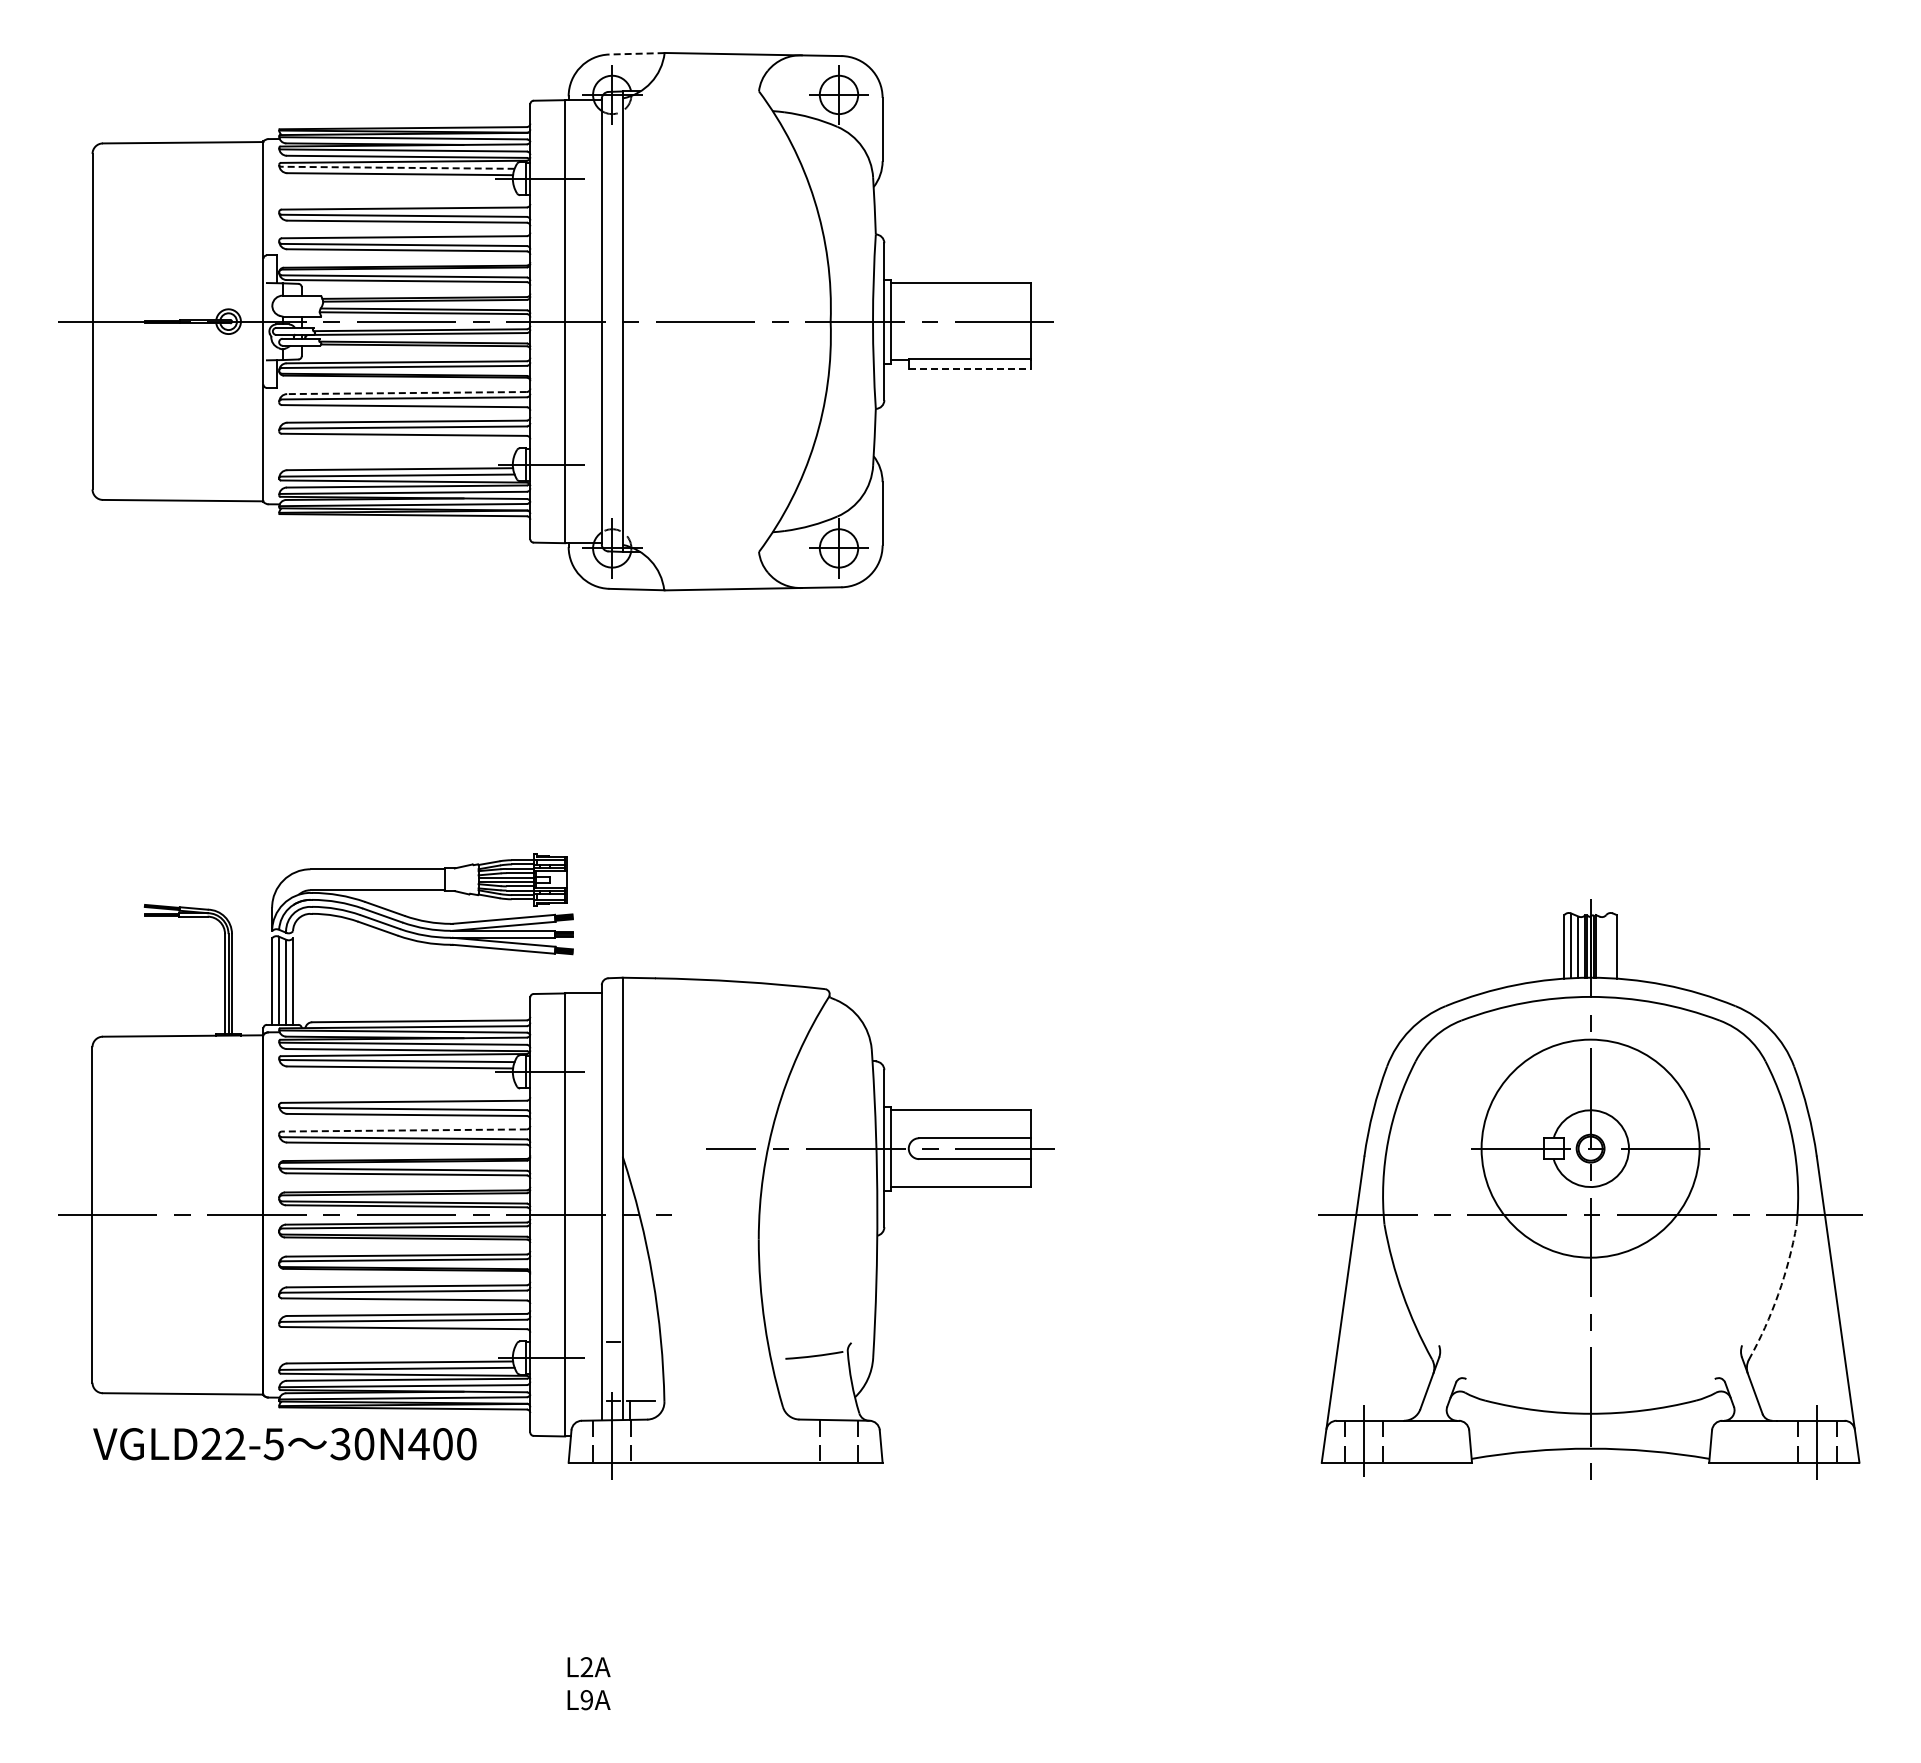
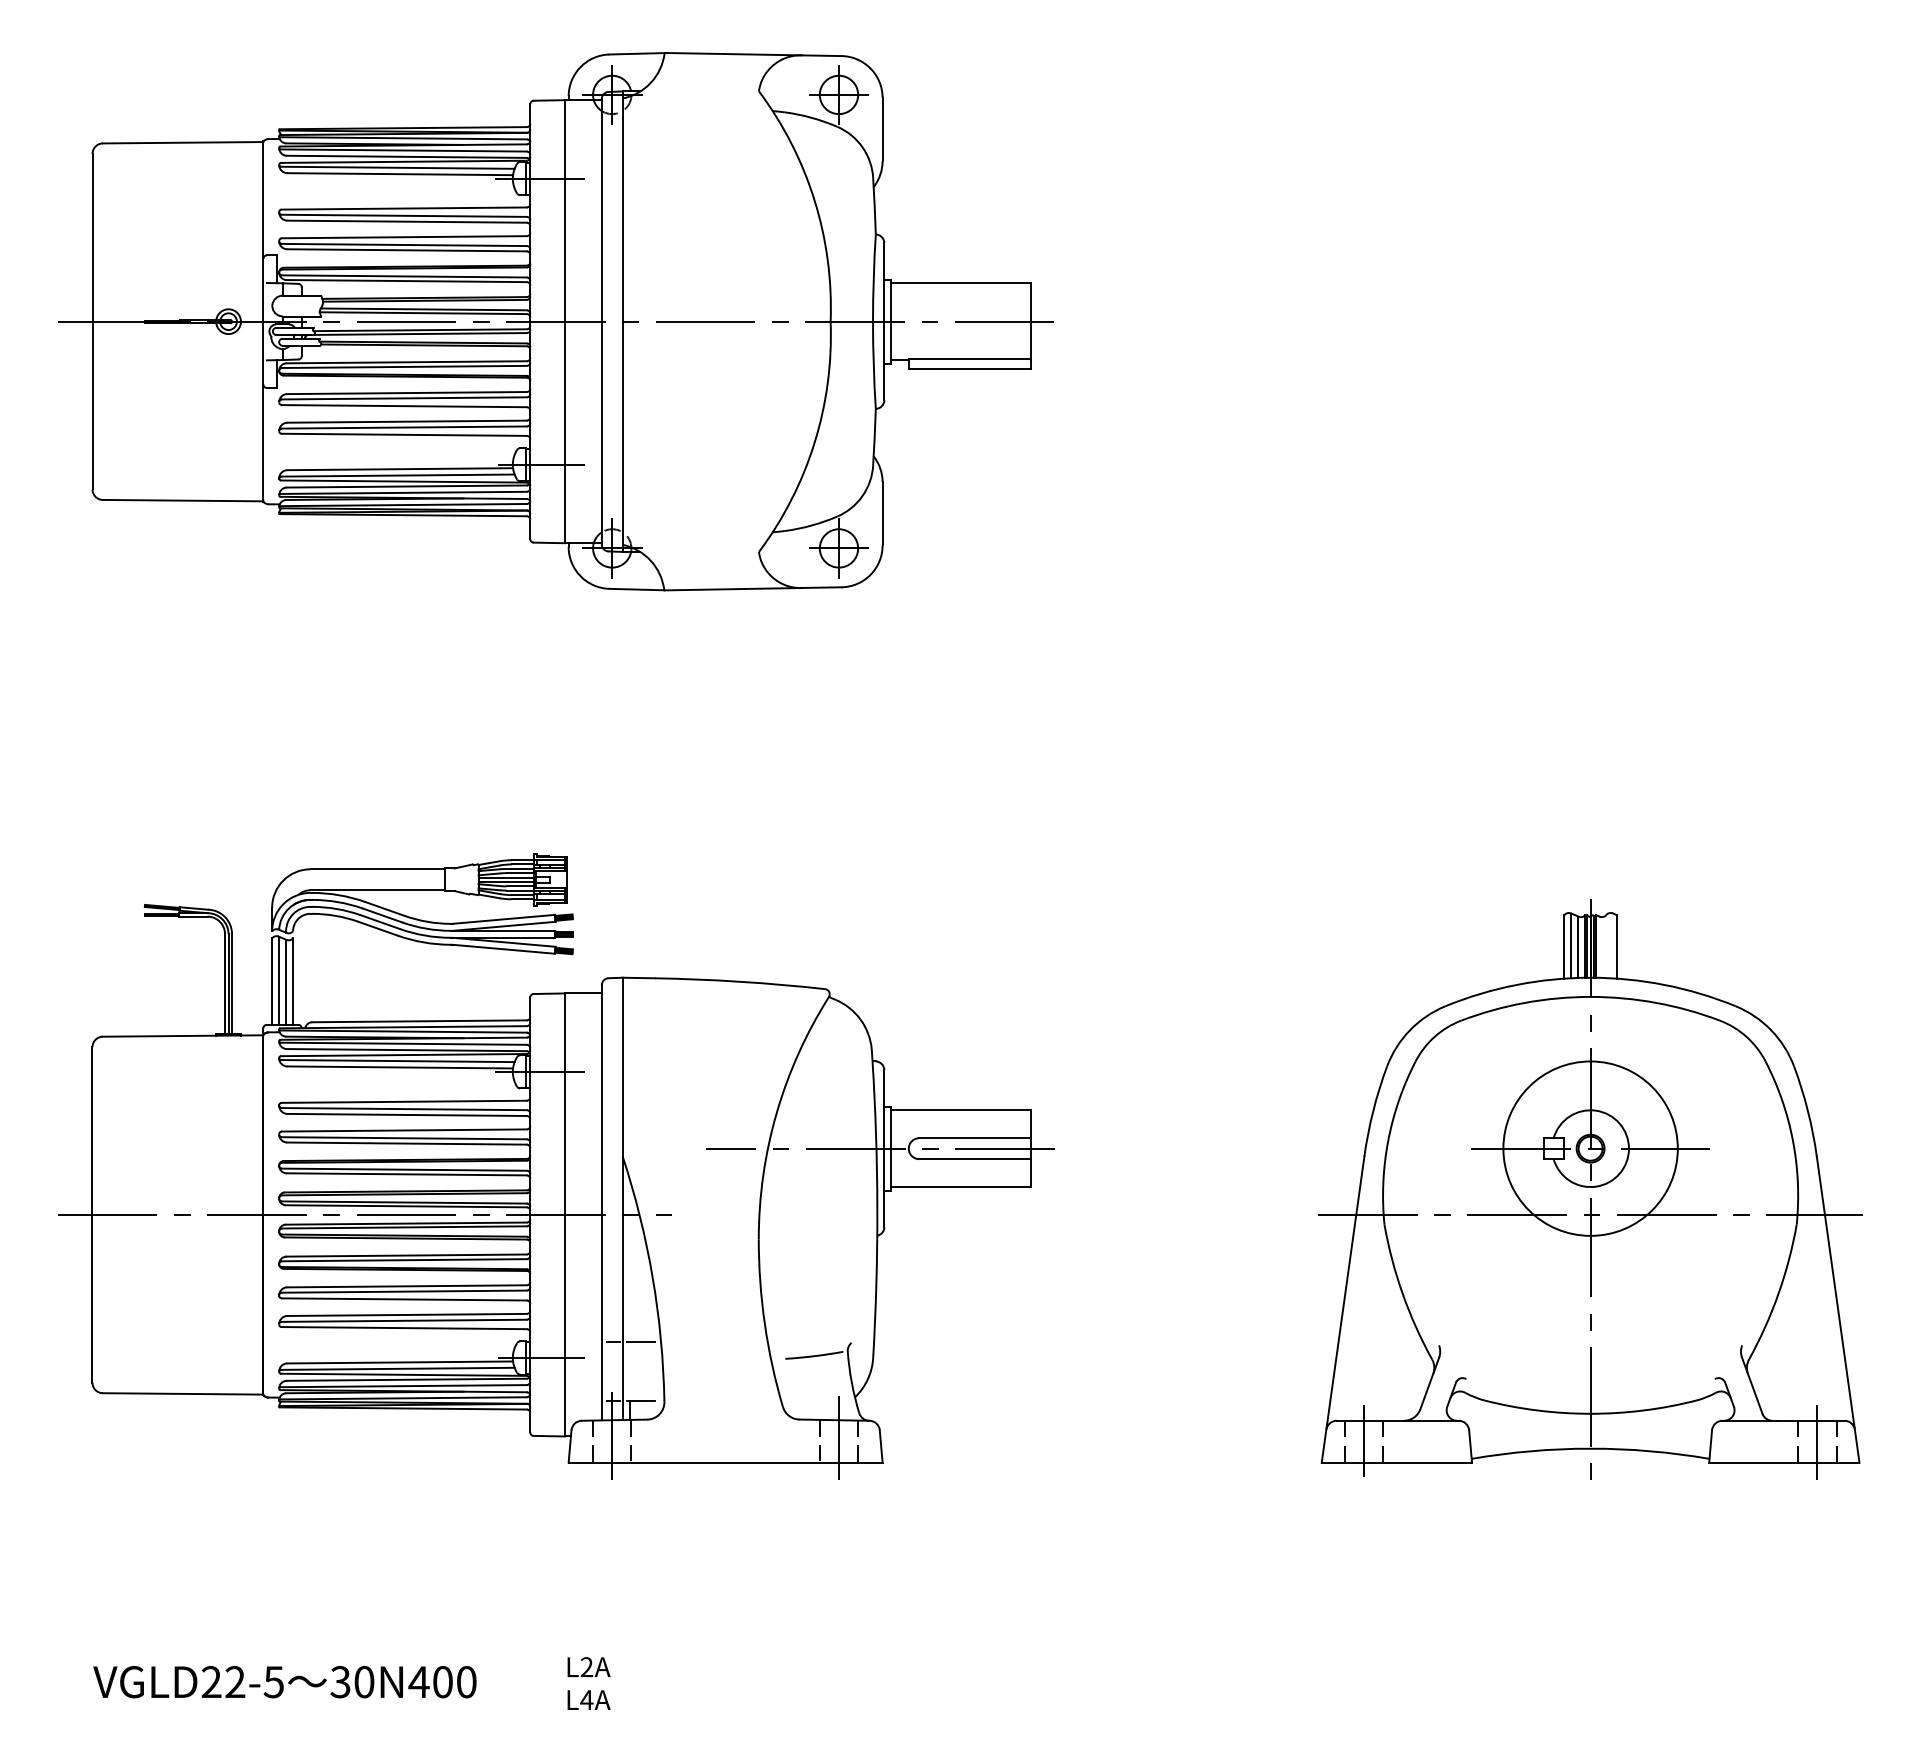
line: dashed -> solid (637, 53)
line: dashed -> solid (397, 167)
line: dashed -> solid (970, 368)
line: dashed -> solid (407, 393)
line: dashed -> solid (403, 1130)
circle diameter: 218 px -> 174 px (1590, 1148)
arc: dashed -> solid (1778, 1294)
line: none -> present (640, 1342)
line: none -> present (839, 1437)
text position: (284, 1444) -> (284, 1682) (284, 1682)
text: L9A -> L4A (586, 1700)
